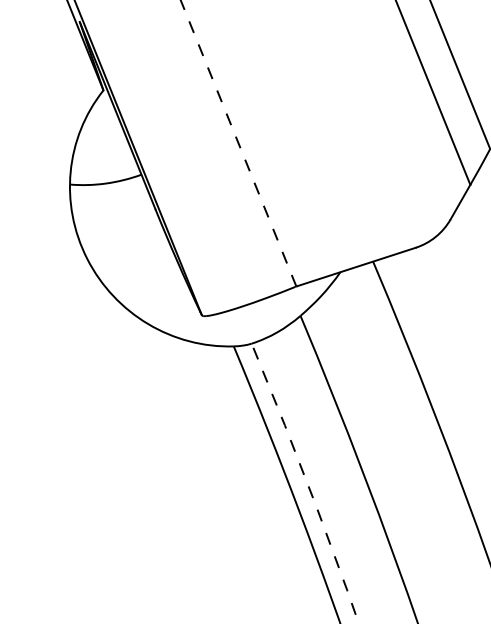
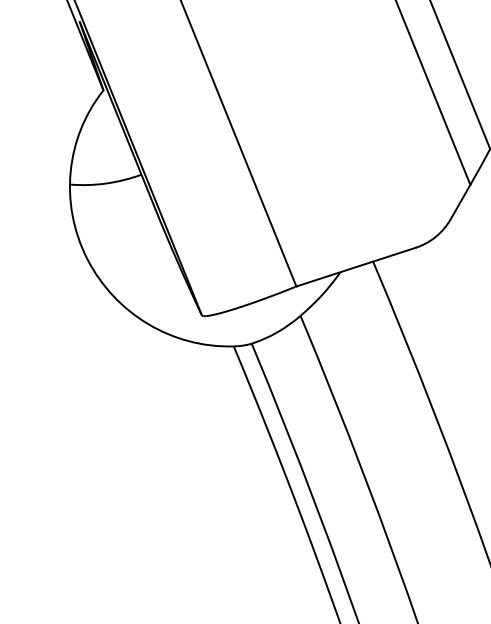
line: dashed -> solid (238, 143)
arc: dashed -> solid (307, 482)
